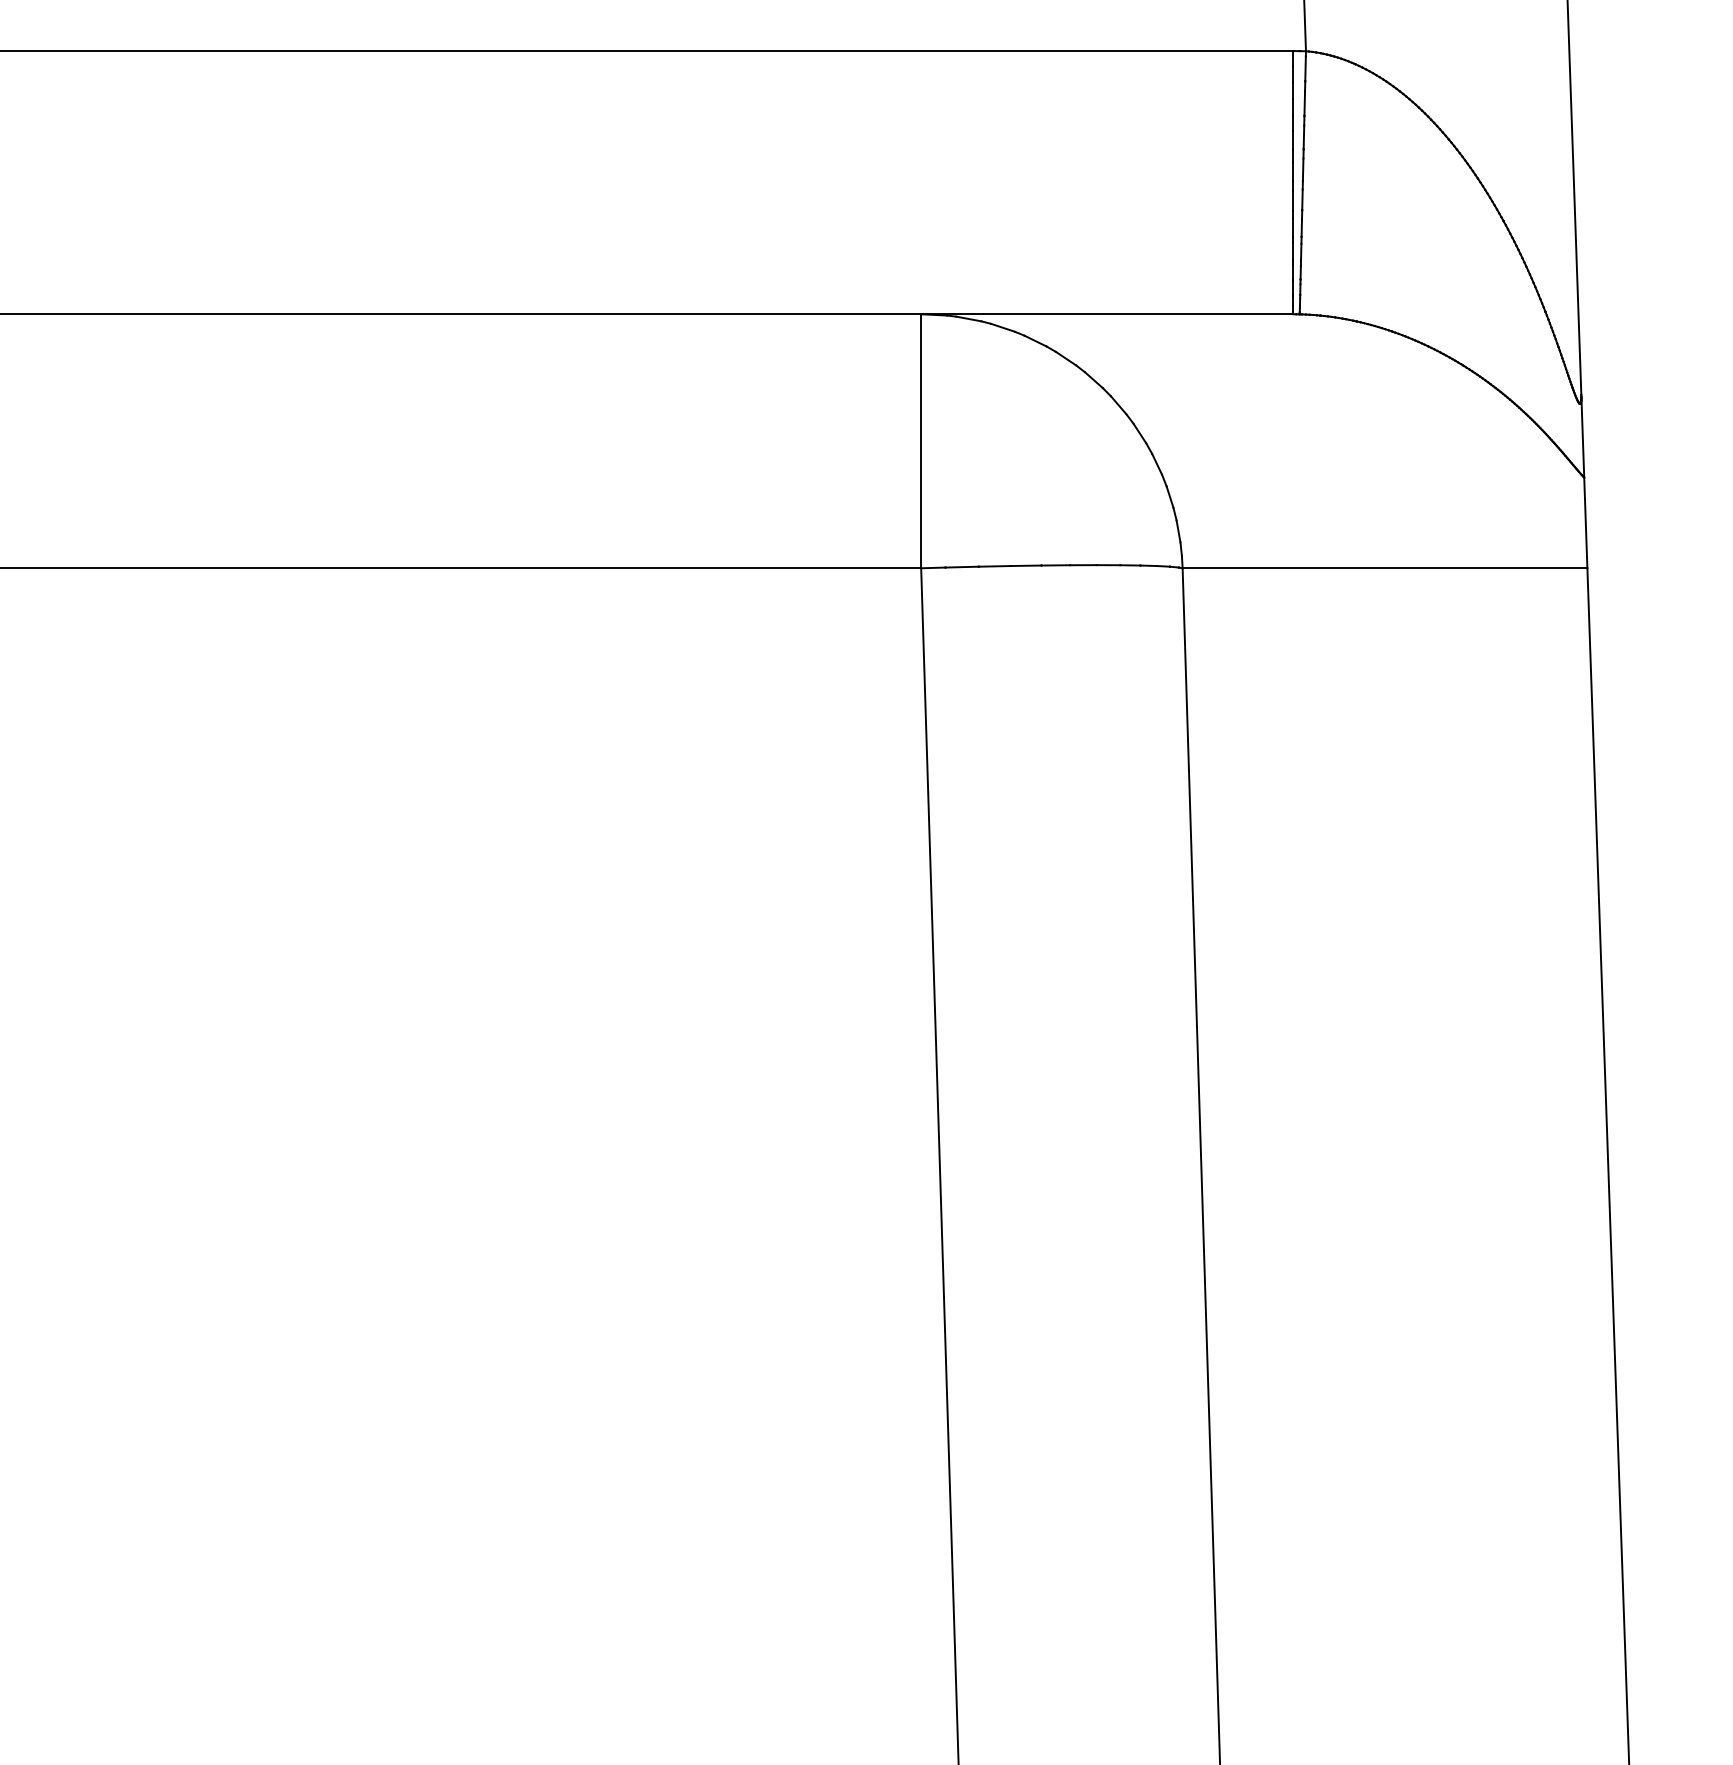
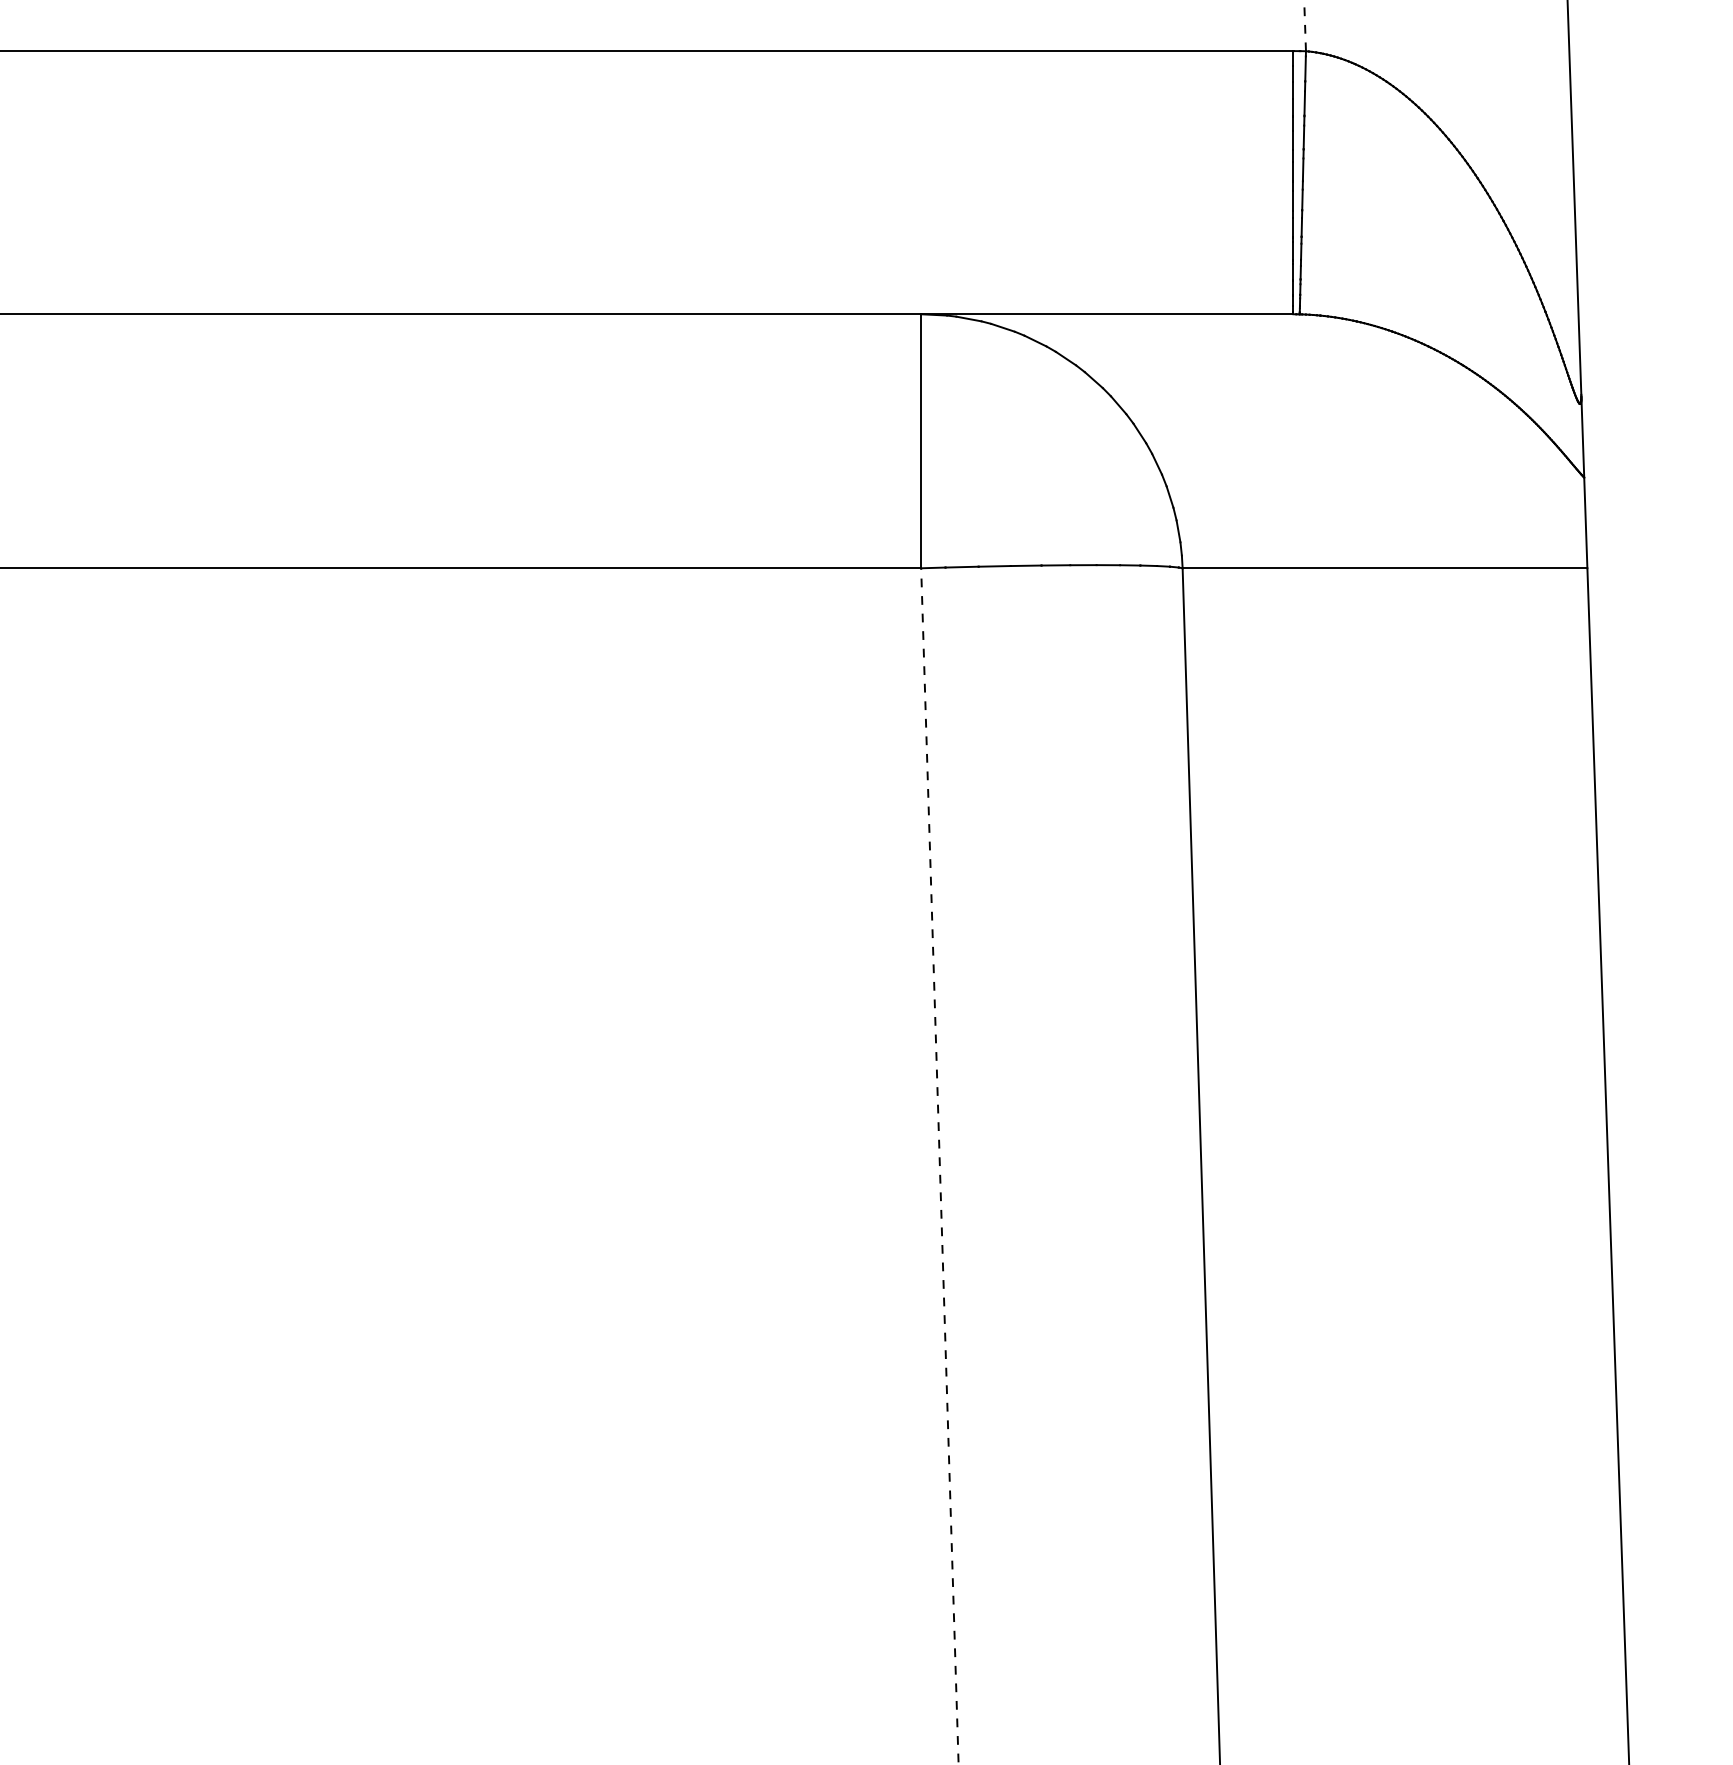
line: solid -> dashed (1305, 25)
line: solid -> dashed (939, 1165)
